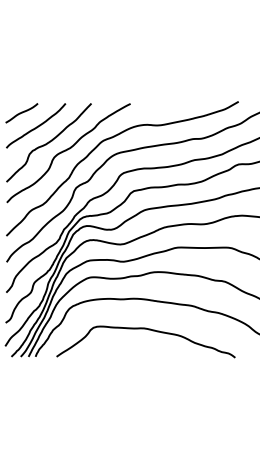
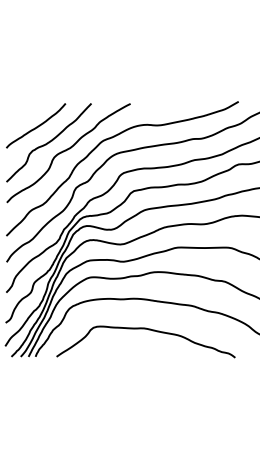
curve: present -> none (21, 113)
